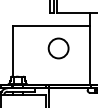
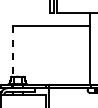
circle: present -> none (58, 48)
line: solid -> dashed (13, 51)
